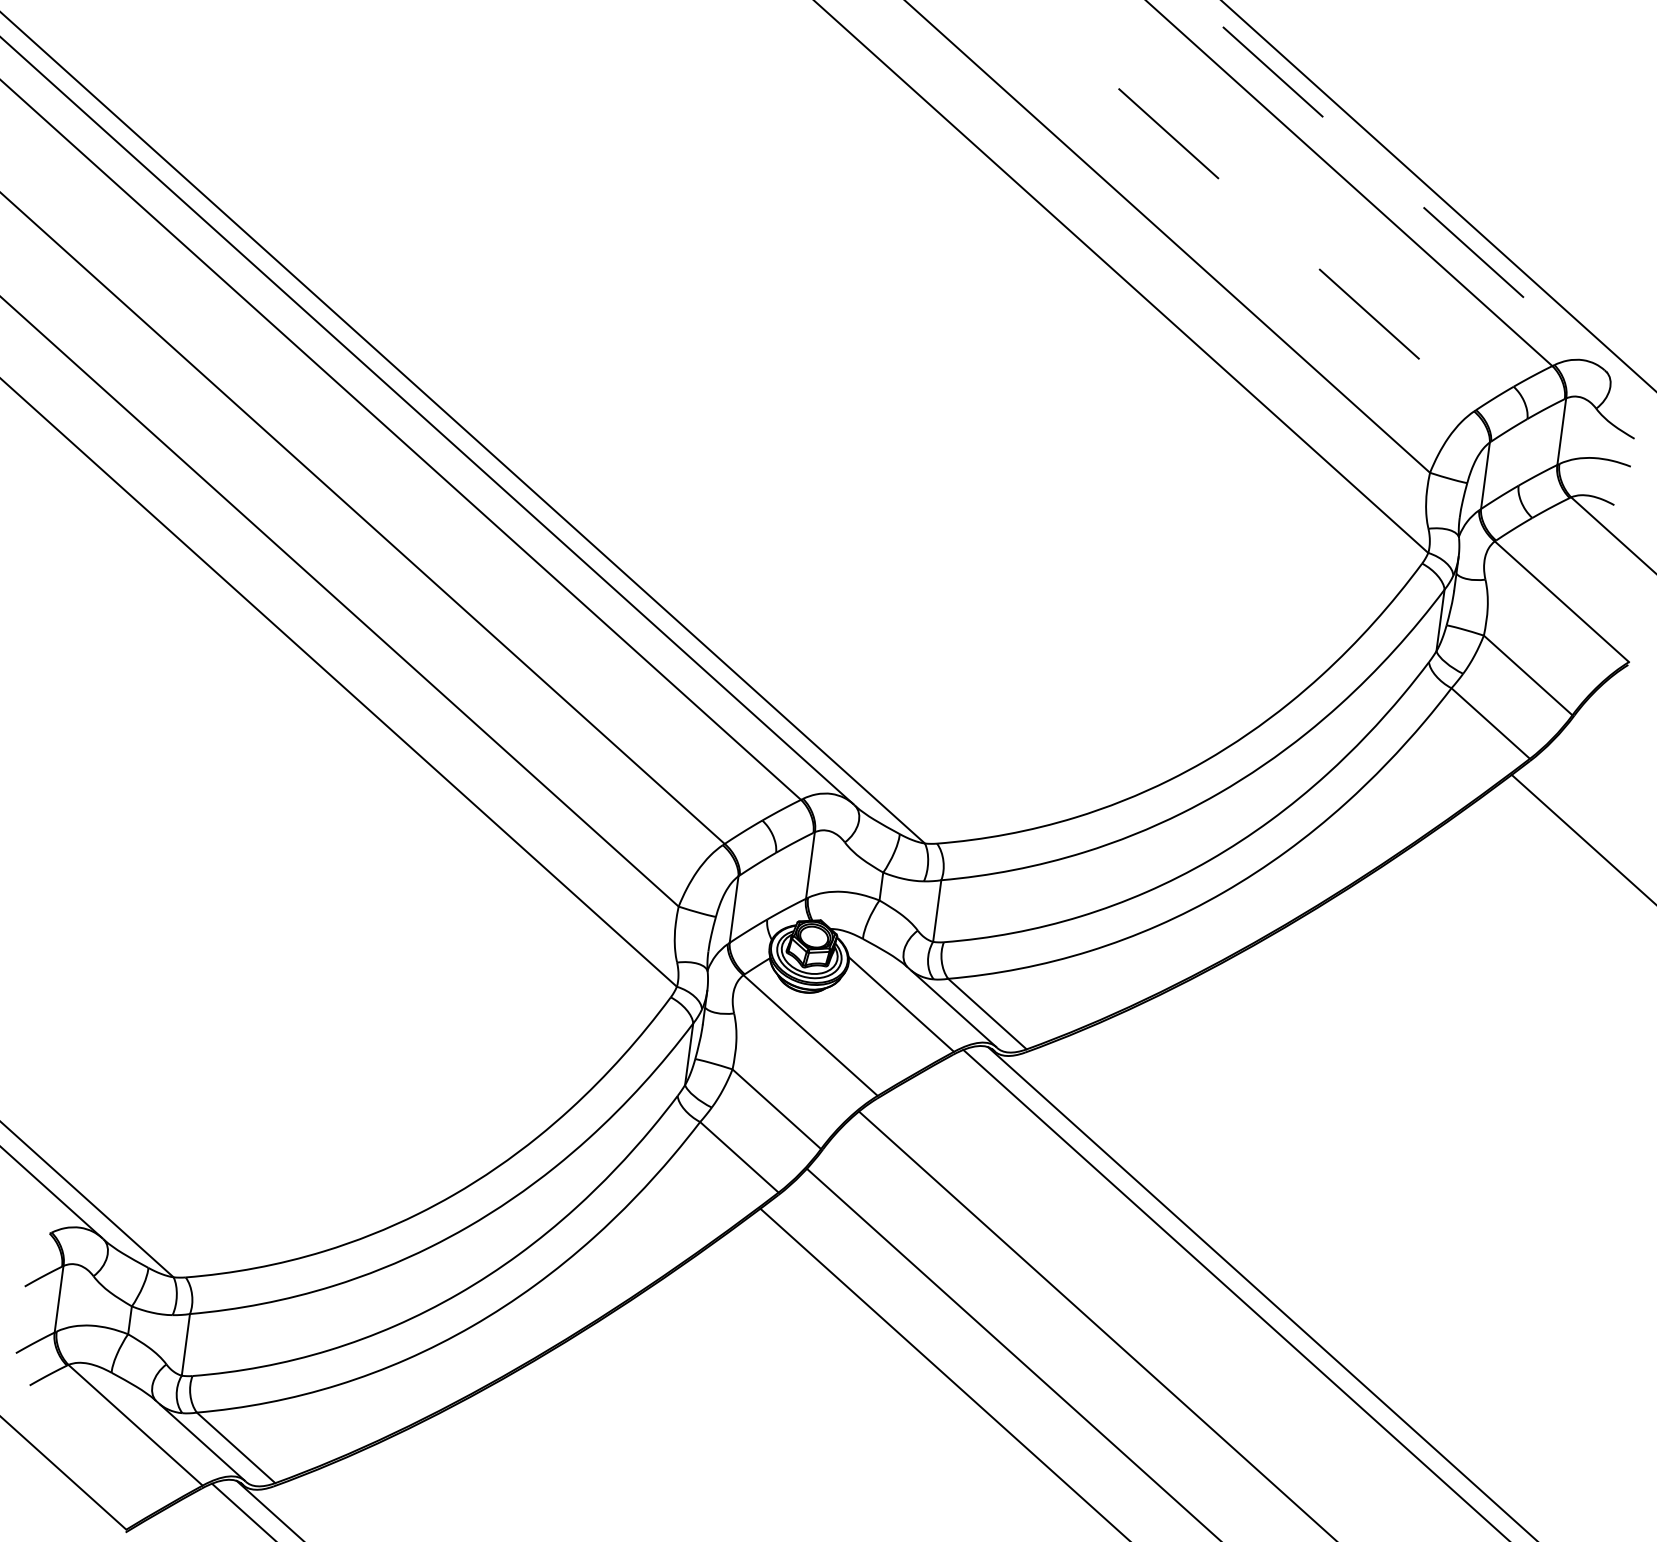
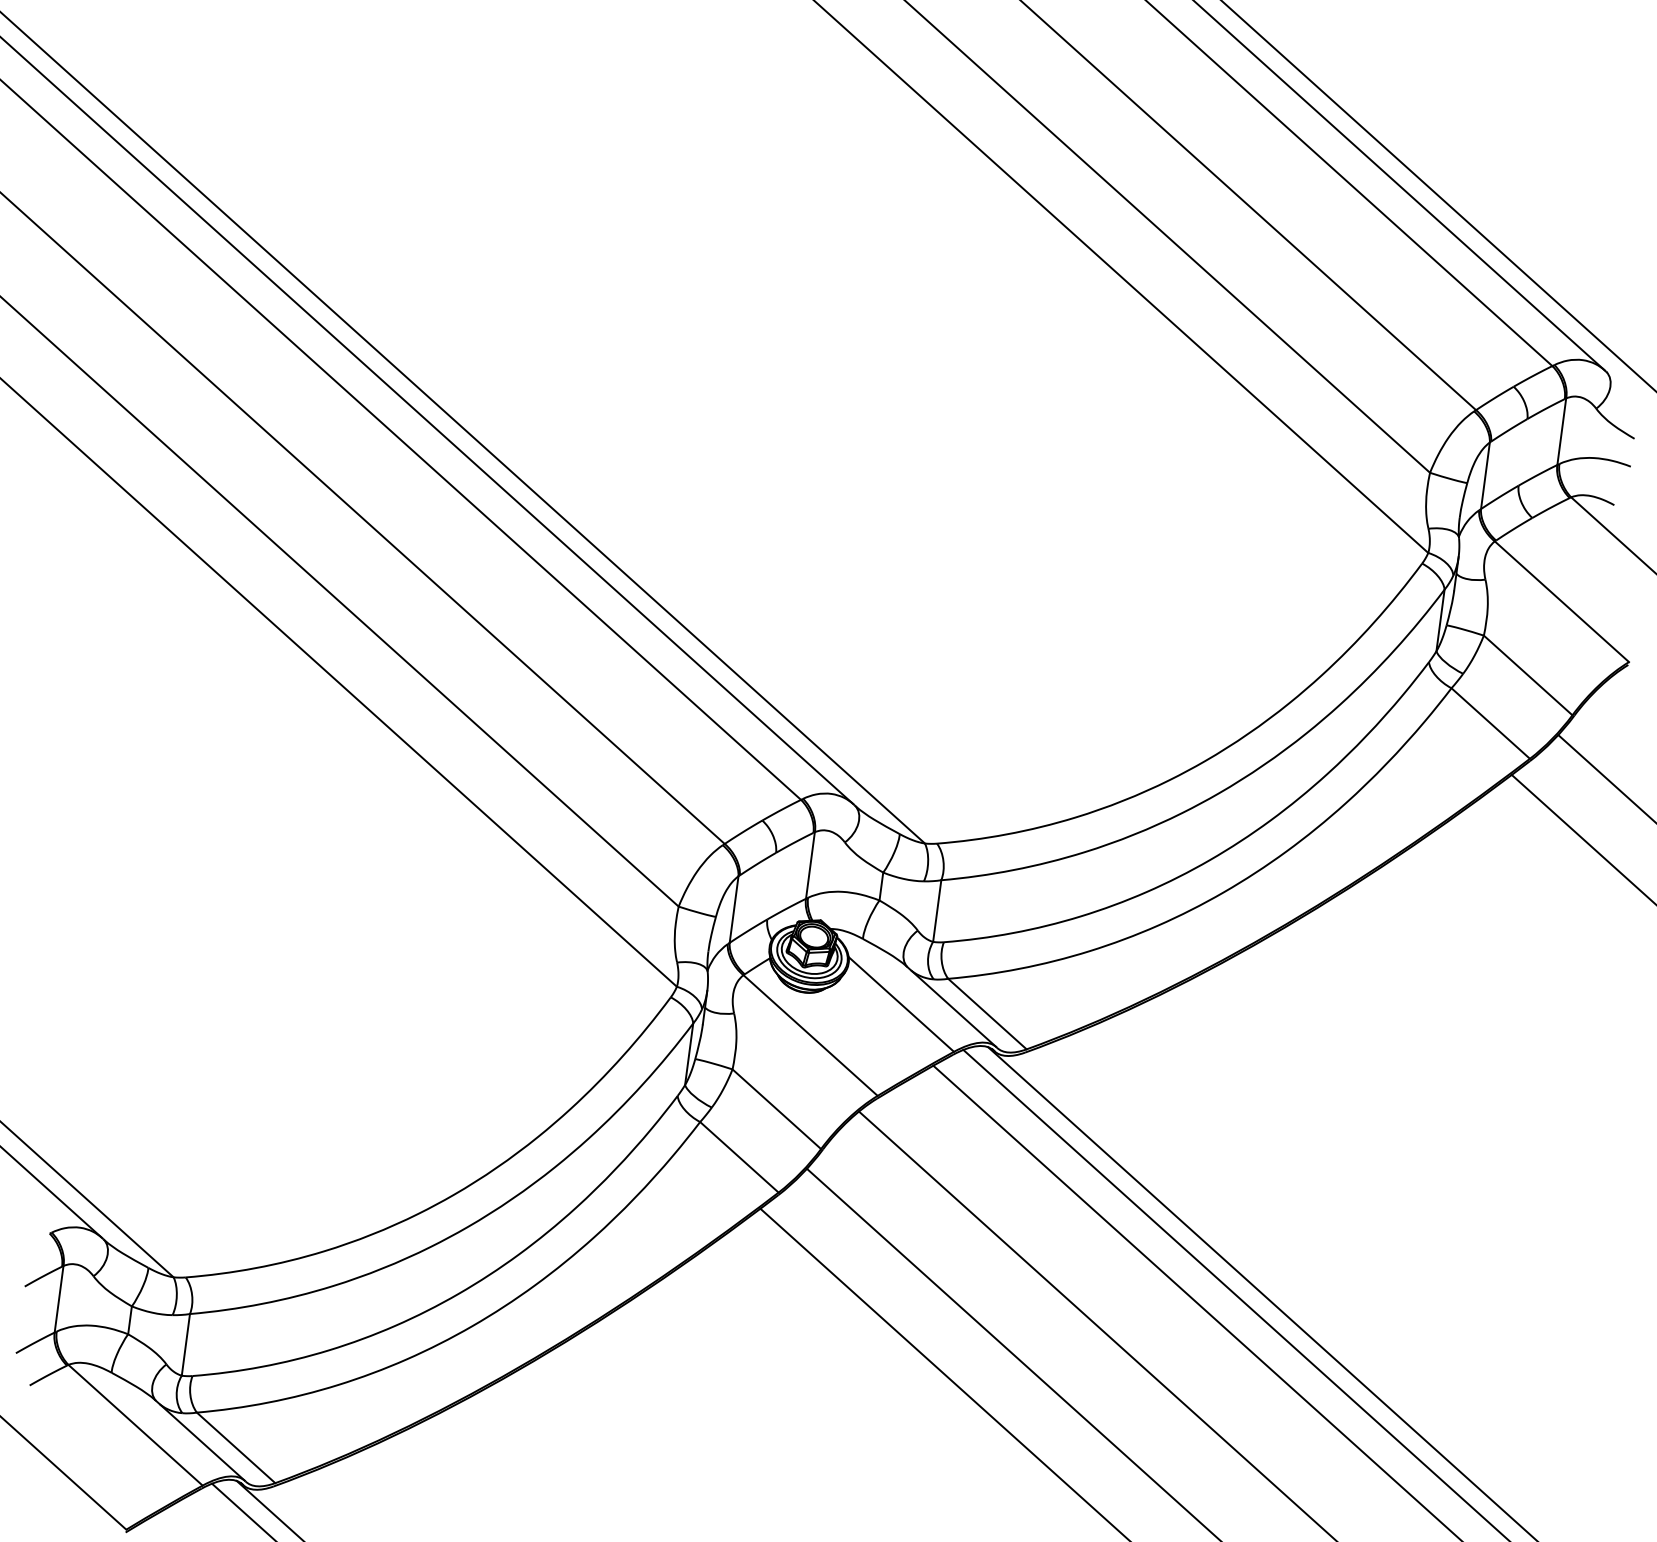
line: dashed -> solid (1399, 185)
line: dashed -> solid (1248, 205)
line: none -> present (1605, 777)
line: none -> present (1196, 1301)
